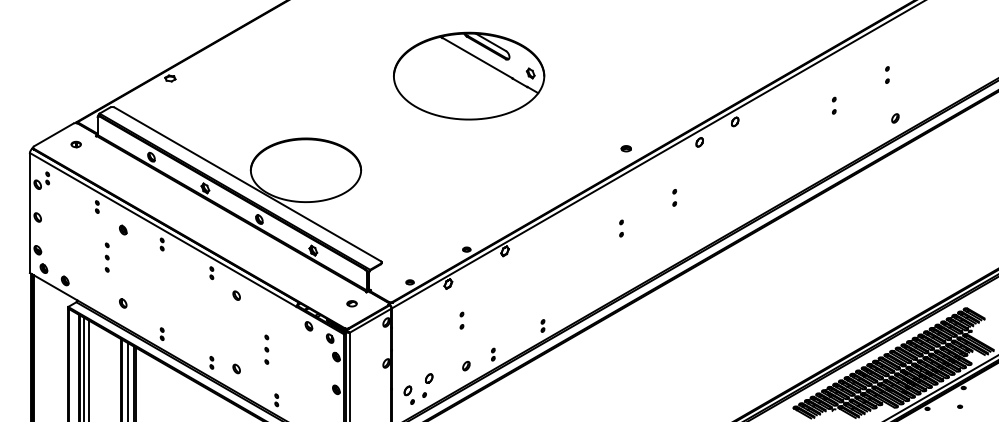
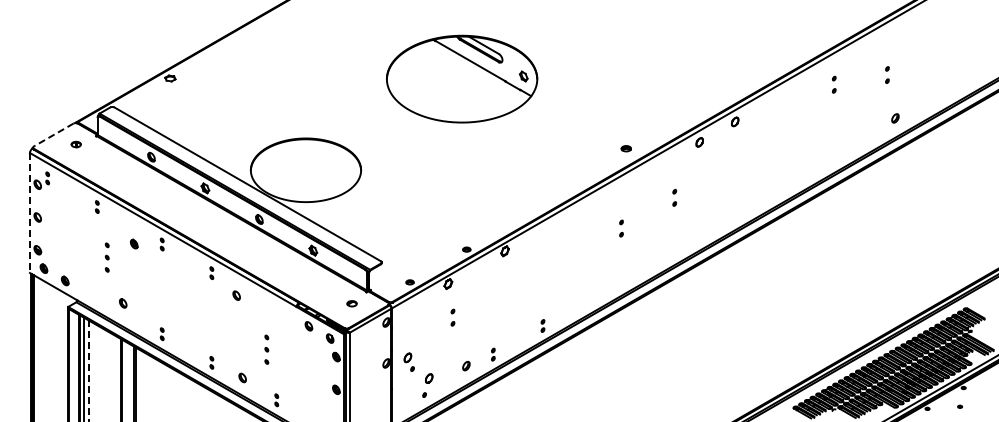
part position: (469, 75) -> (462, 78) (462, 78)
part position: (834, 105) -> (834, 84) (834, 84)
line: solid -> dashed (53, 134)
line: solid -> dashed (29, 213)
part position: (123, 229) -> (134, 243) (134, 243)
part position: (461, 320) -> (452, 317) (452, 317)
part position: (236, 368) -> (242, 377) (242, 377)
line: solid -> dashed (88, 371)
line: present -> none (127, 380)
part position: (408, 394) -> (408, 361) (408, 361)
